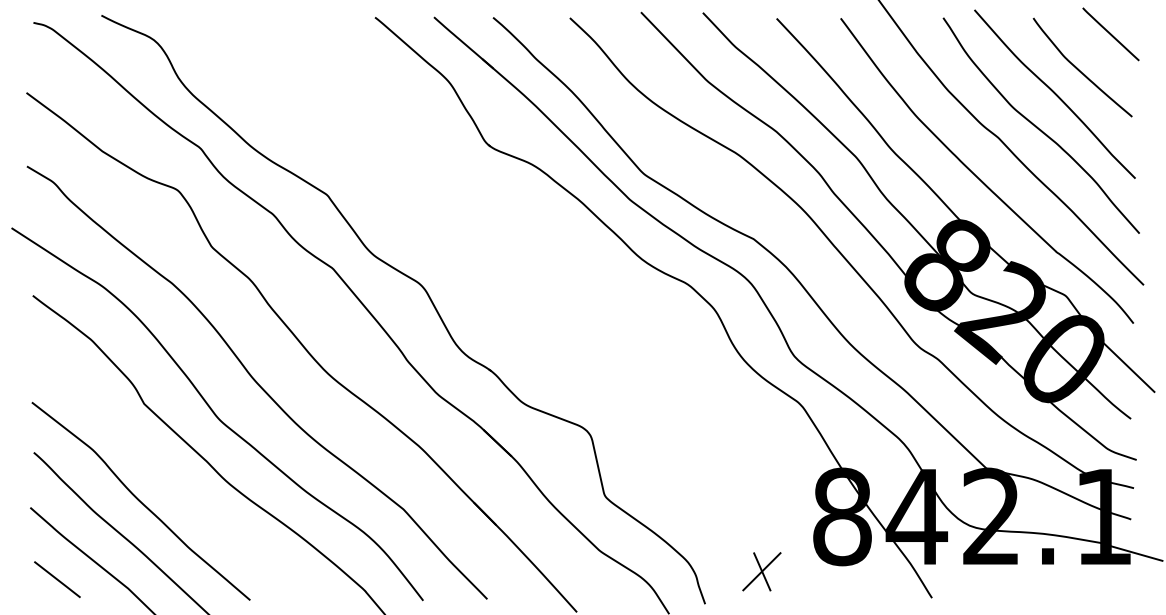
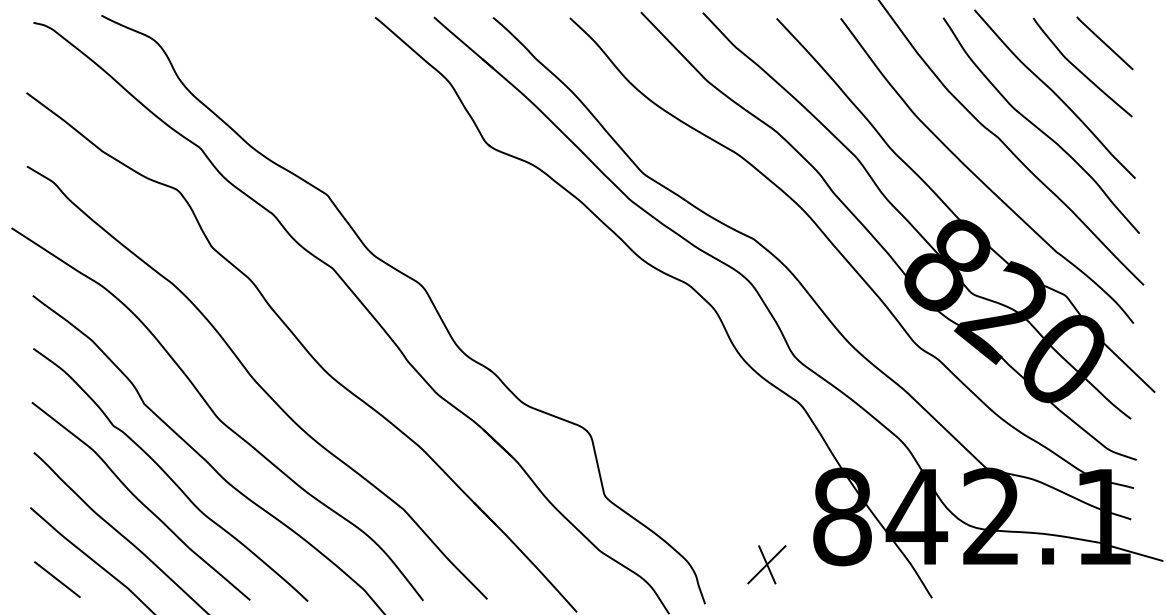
line position: (1110, 34) -> (1104, 43) (1104, 43)
curve: none -> present (169, 475)
part position: (761, 571) -> (766, 564) (766, 564)
